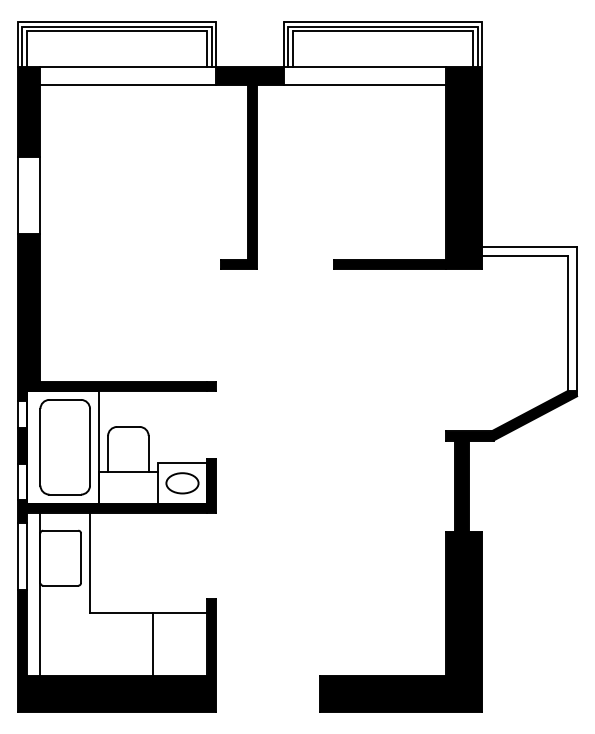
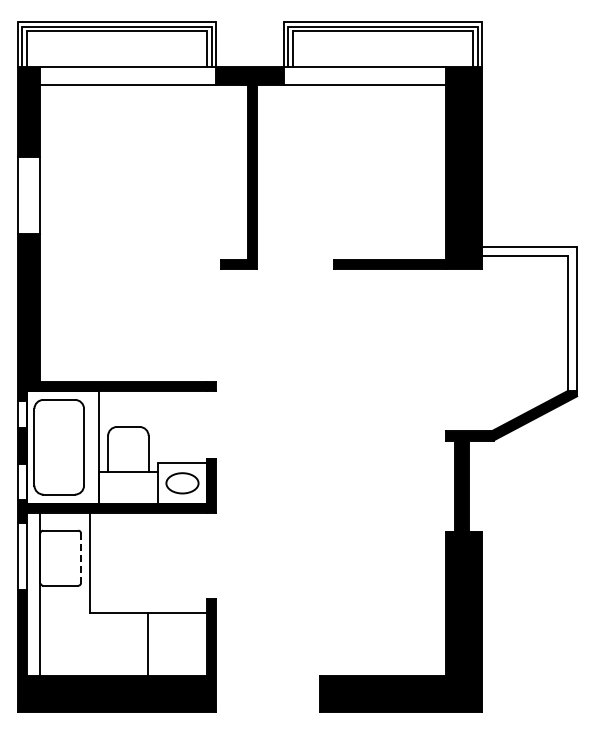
part position: (64, 447) -> (58, 447) (58, 447)
line: solid -> dashed (81, 558)
line position: (153, 643) -> (148, 643) (148, 643)
